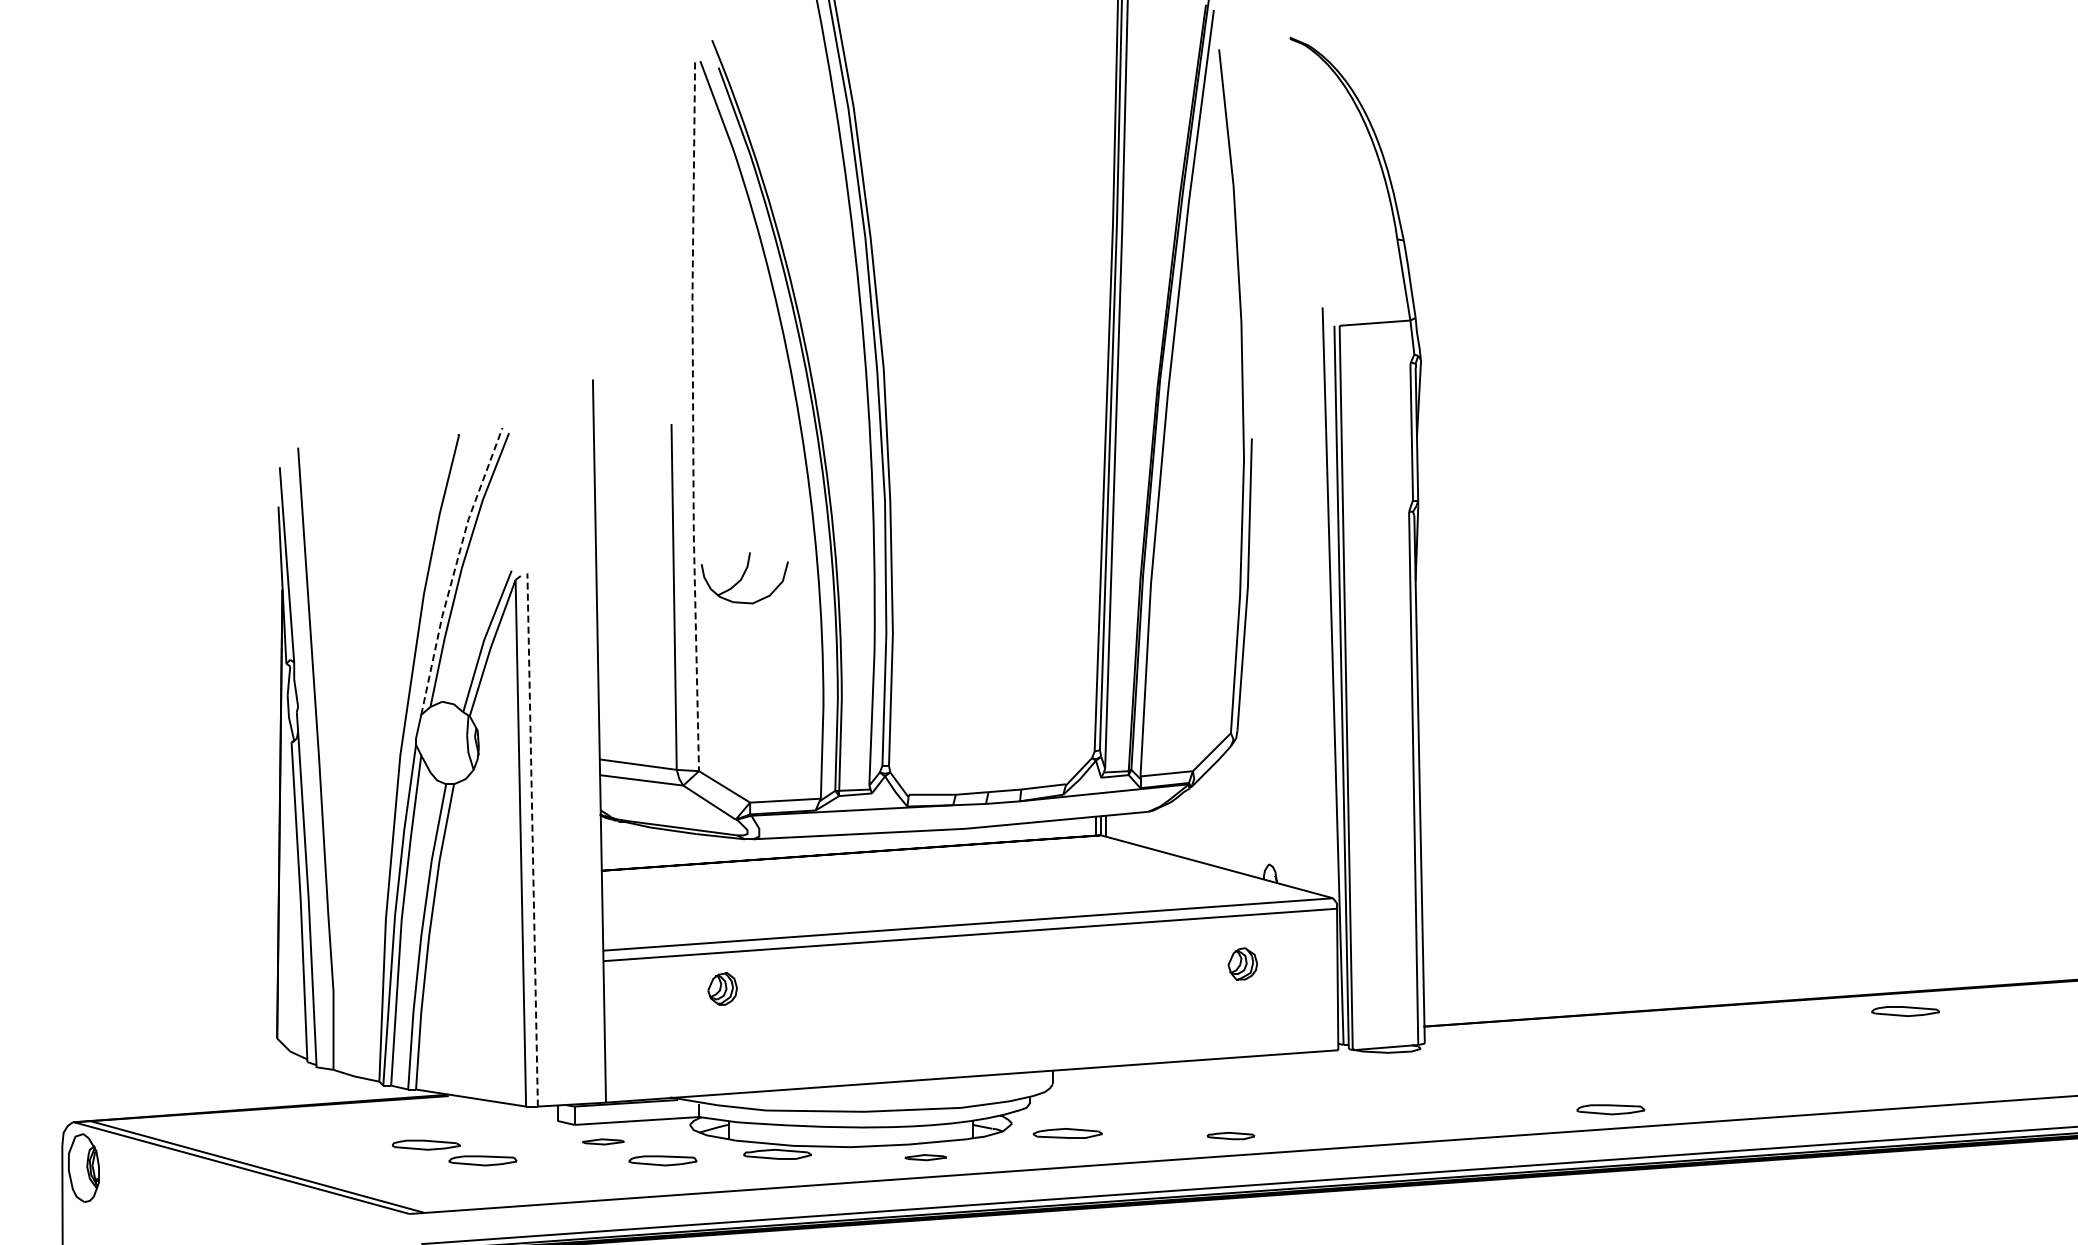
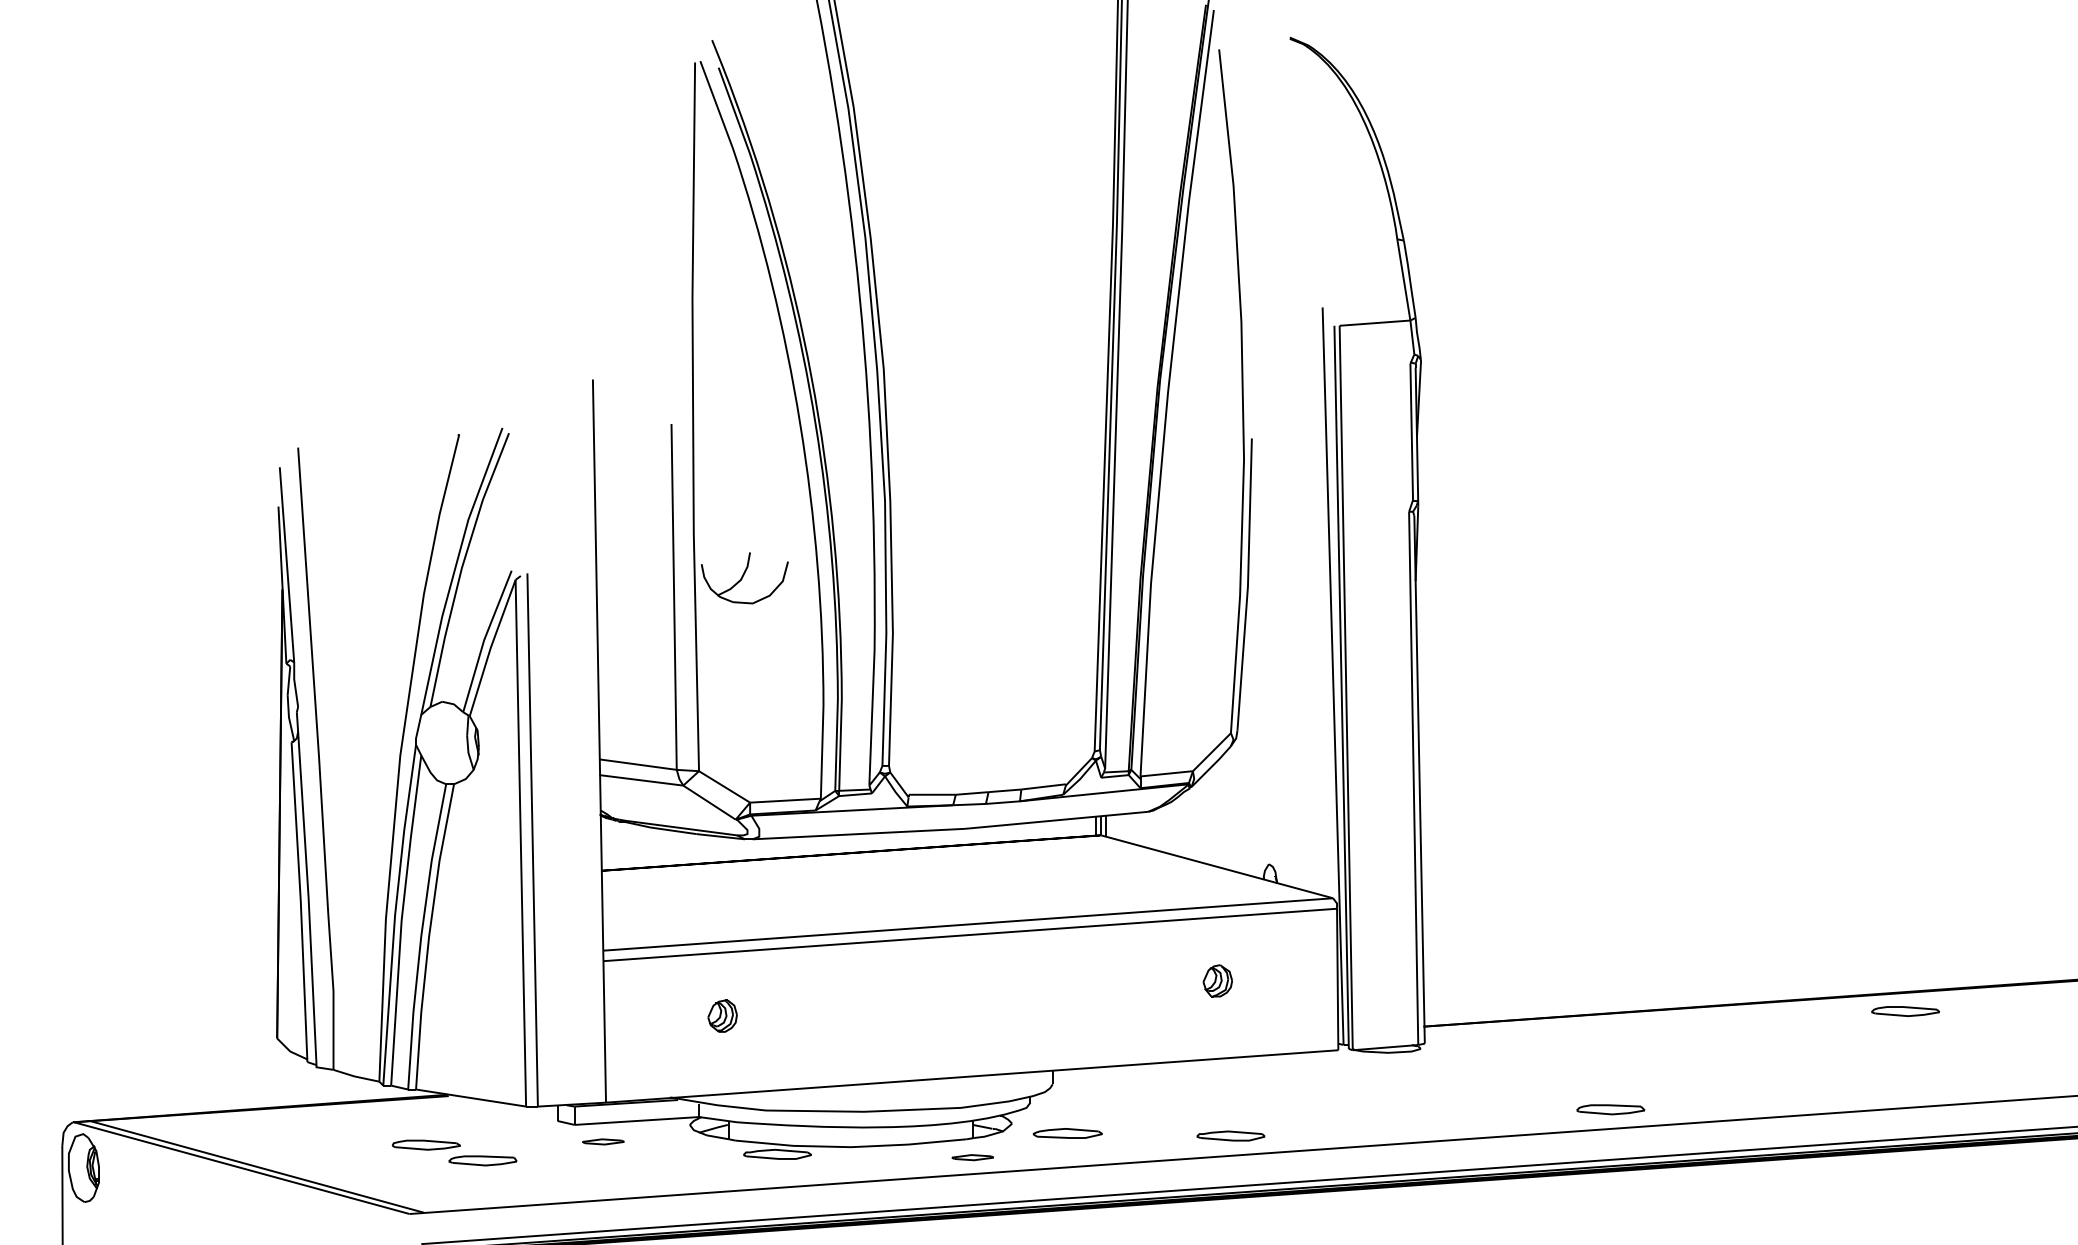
line: dashed -> solid (693, 417)
line: dashed -> solid (454, 569)
line: dashed -> solid (532, 839)
part position: (1242, 963) -> (1217, 980) (1217, 980)
part position: (722, 988) -> (722, 1015) (722, 1015)
part size: 50x9 px -> 70x12 px (1230, 1135)
part position: (925, 1157) -> (972, 1157) (972, 1157)
part: present -> none (662, 1160)
